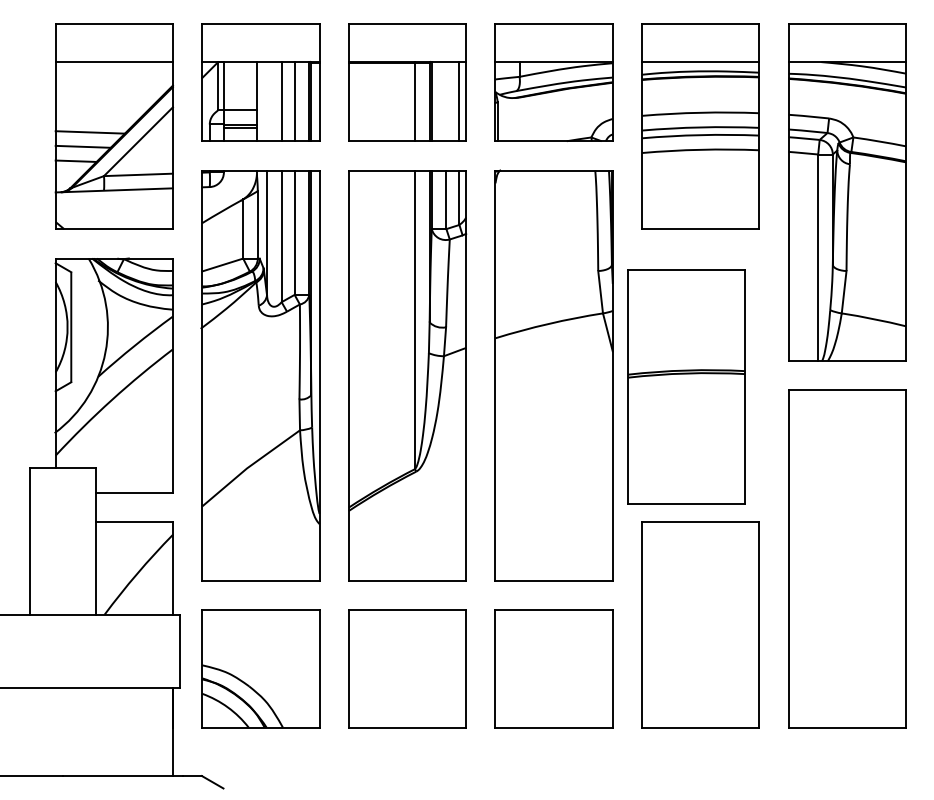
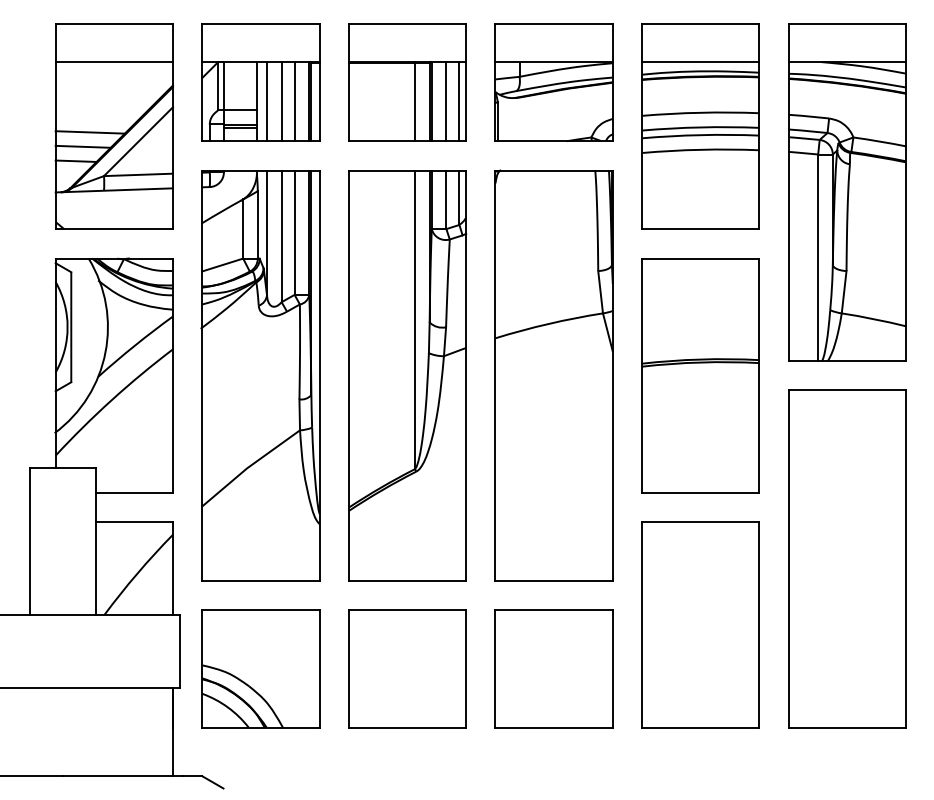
line: none -> present (267, 101)
line: none -> present (446, 101)
part position: (686, 386) -> (700, 375) (700, 375)
